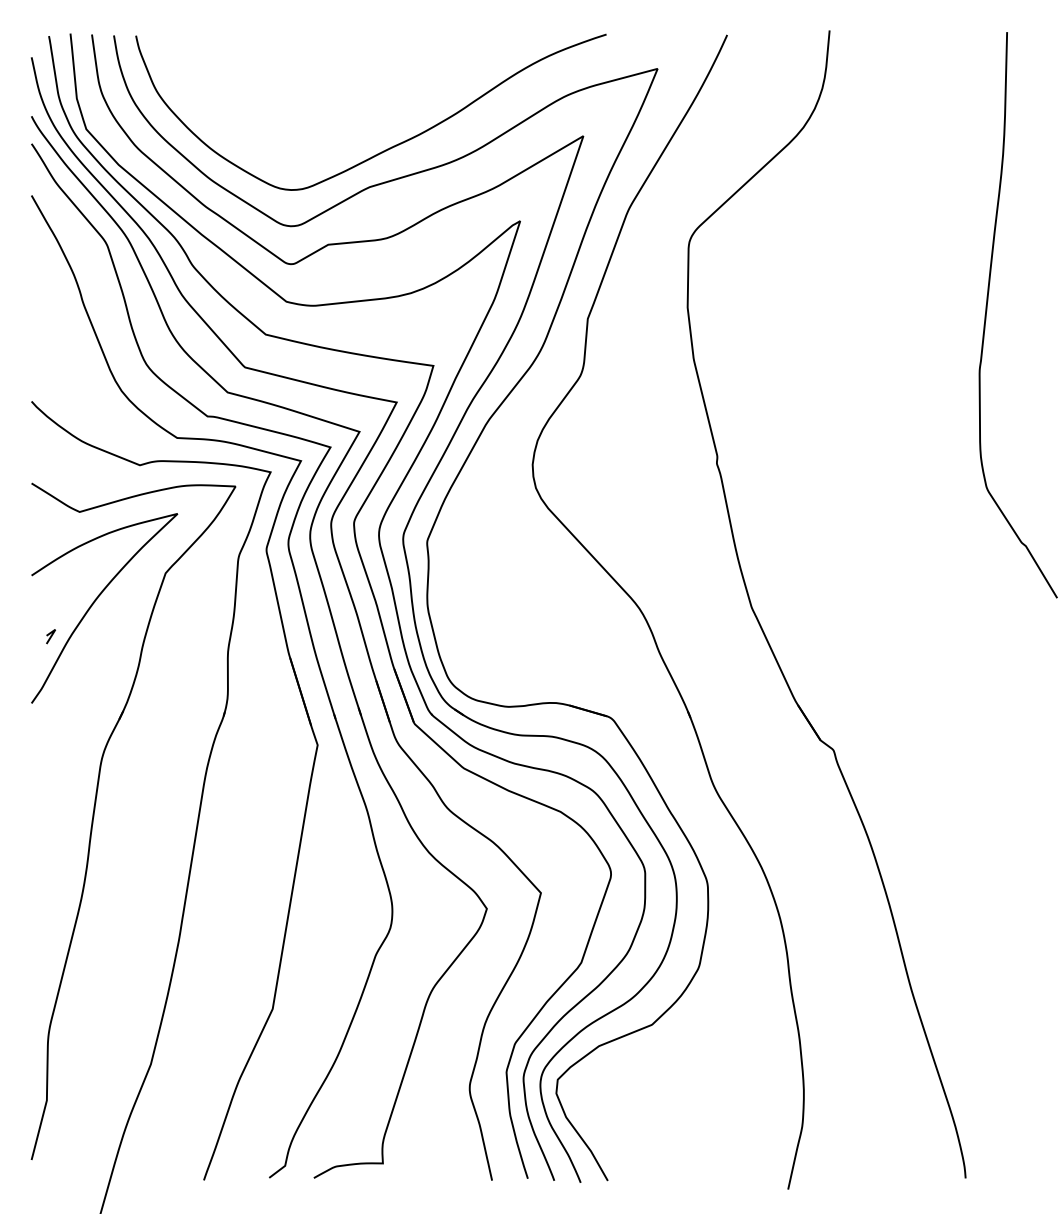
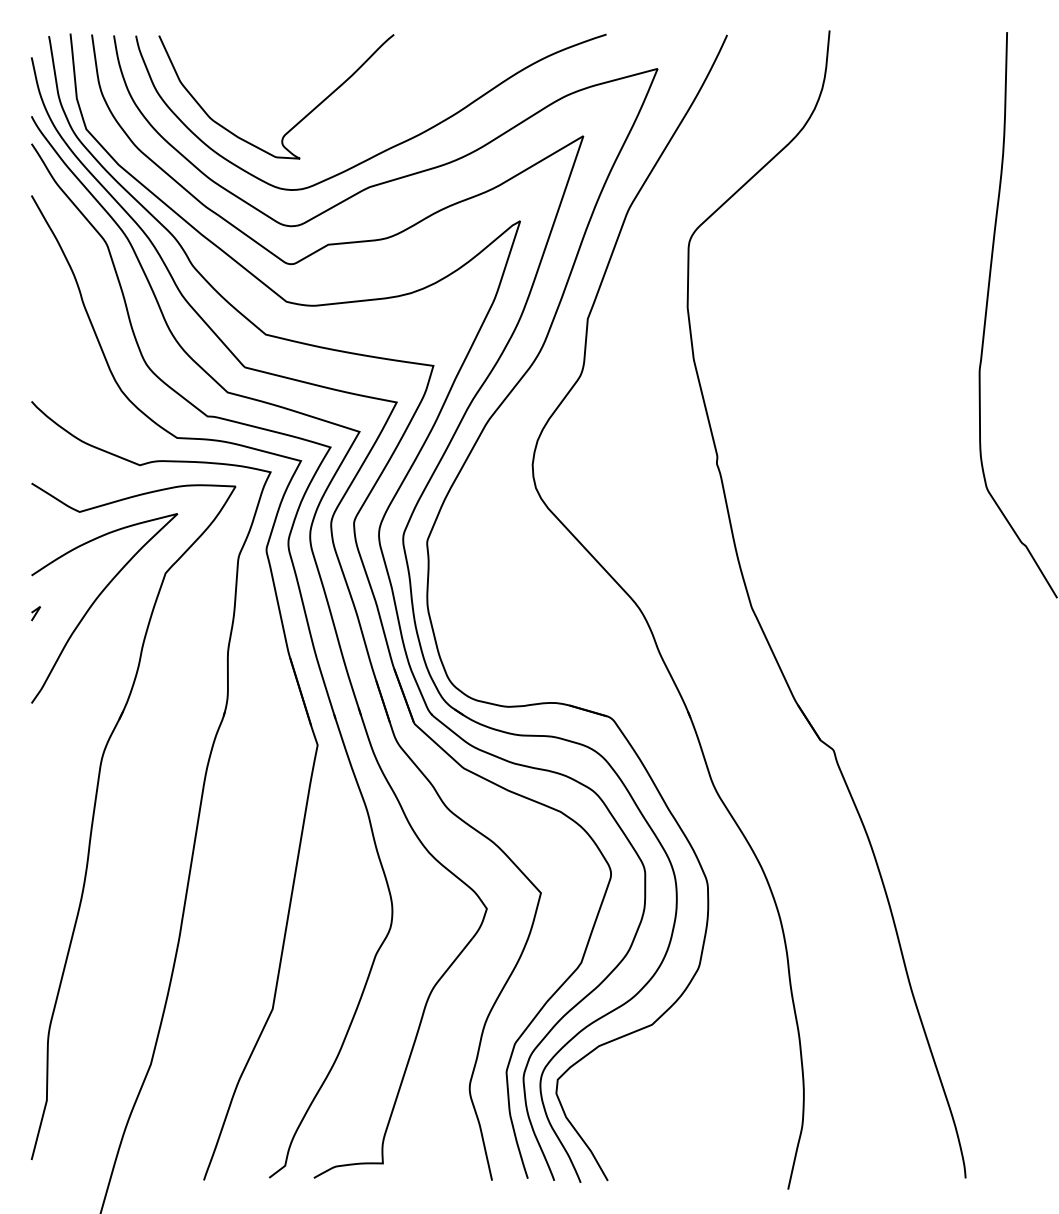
curve: none -> present (299, 120)
line position: (50, 636) -> (35, 613) (35, 613)
